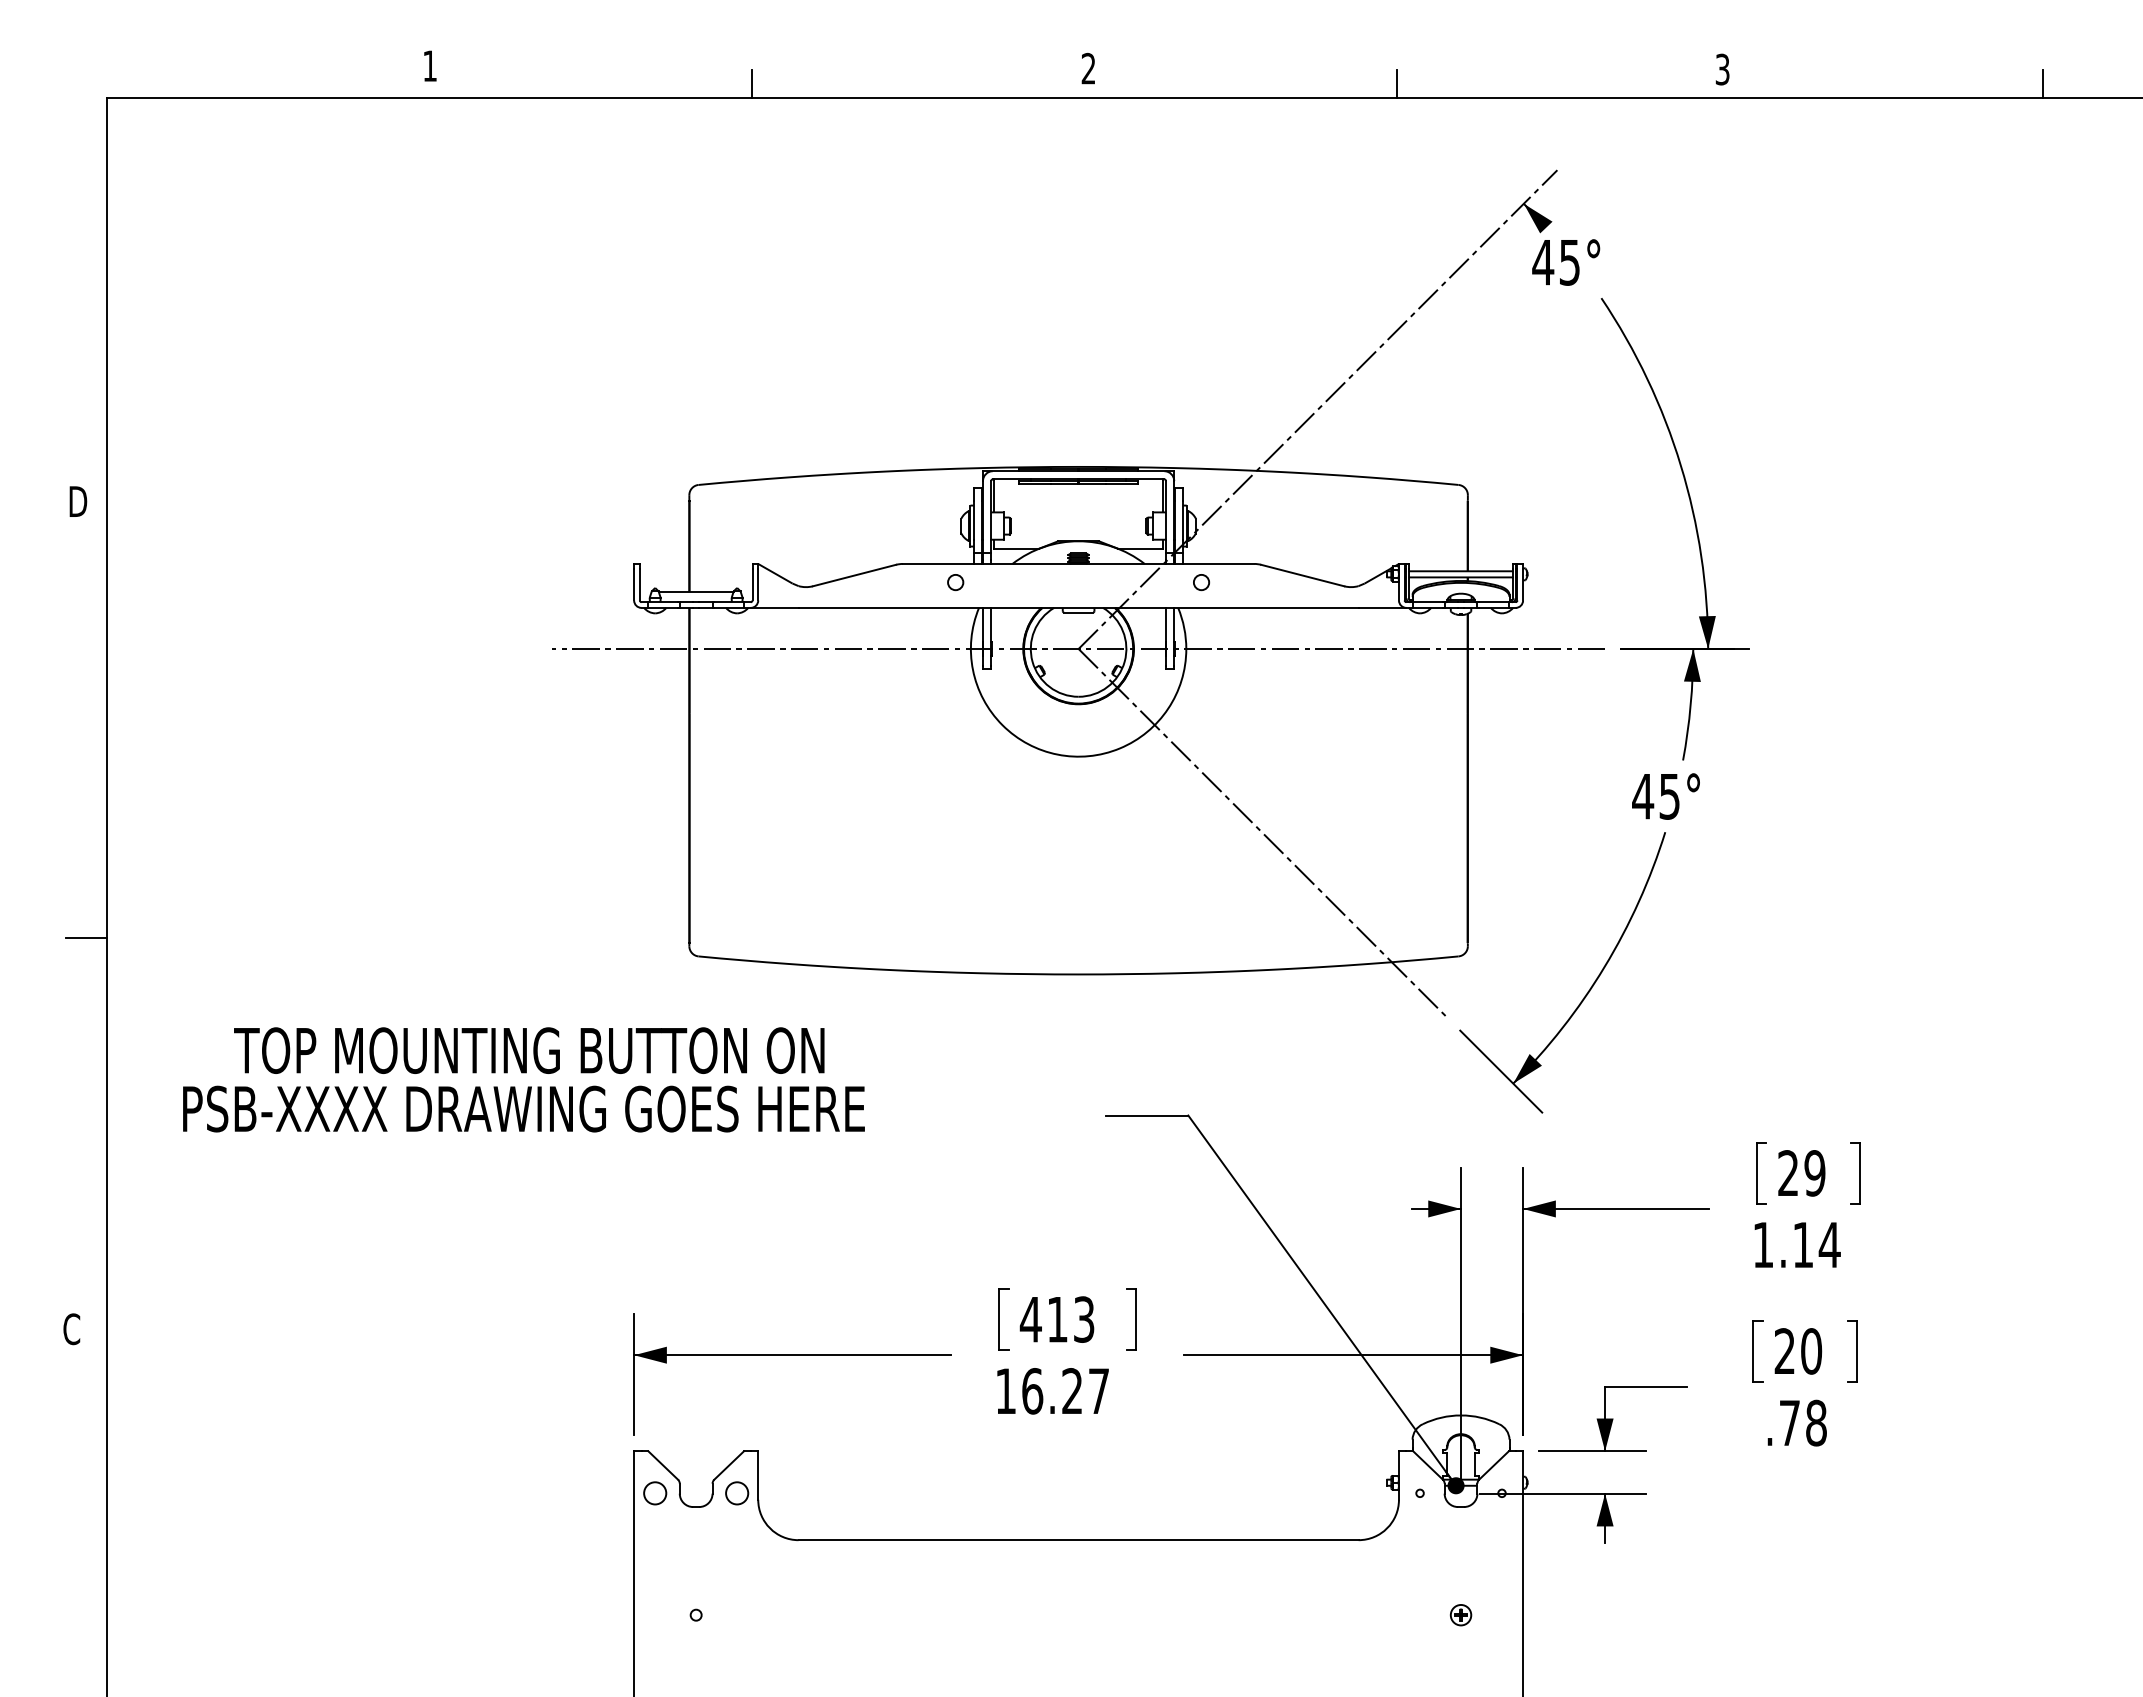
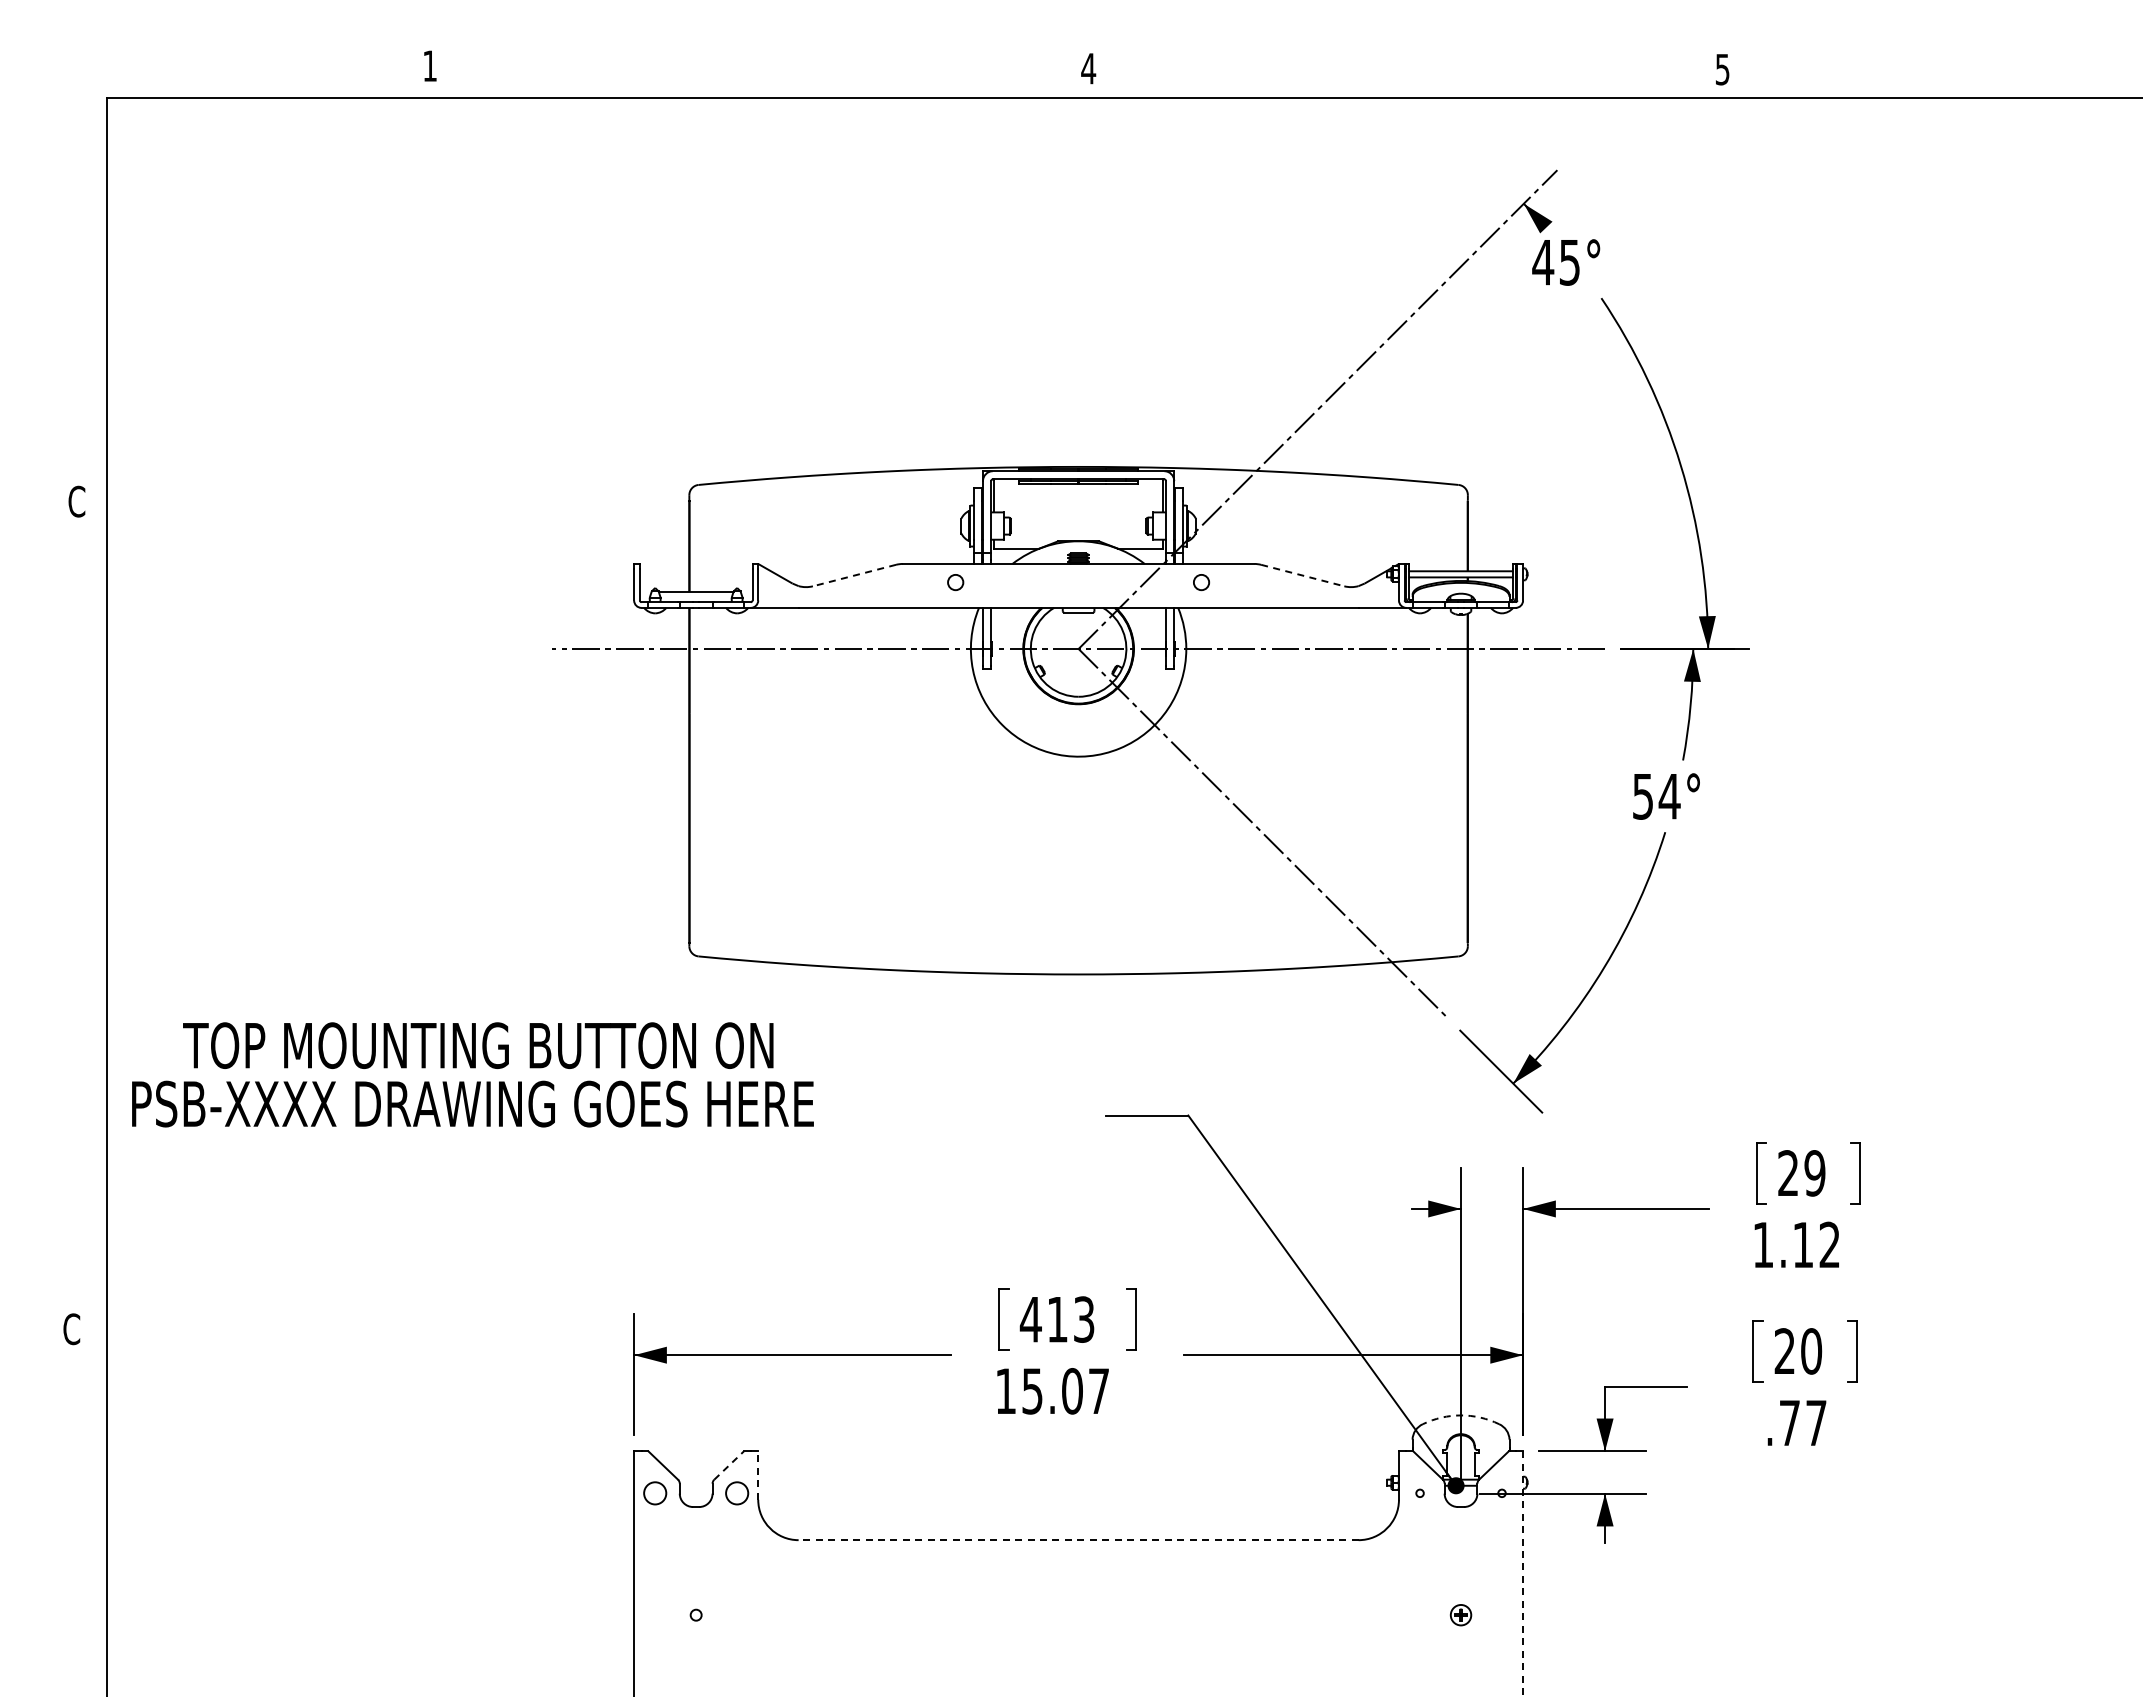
text: 2 -> 4 (1088, 68)
text: 3 -> 5 (1722, 68)
line: present -> none (751, 84)
line: present -> none (1397, 84)
line: present -> none (2042, 84)
text: D -> C (77, 501)
line: solid -> dashed (854, 575)
line: solid -> dashed (1302, 575)
text: 45° -> 54° (1656, 796)
line: present -> none (85, 938)
text position: (523, 1079) -> (472, 1074) (472, 1074)
text: 1.14 -> 1.12 (1829, 1244)
text: 16.27 -> 15.07 (1052, 1391)
arc: solid -> dashed (1461, 1415)
text: .78 -> .77 (1816, 1422)
line: solid -> dashed (729, 1465)
line: solid -> dashed (758, 1475)
line: solid -> dashed (1078, 1540)
line: solid -> dashed (1523, 1574)
